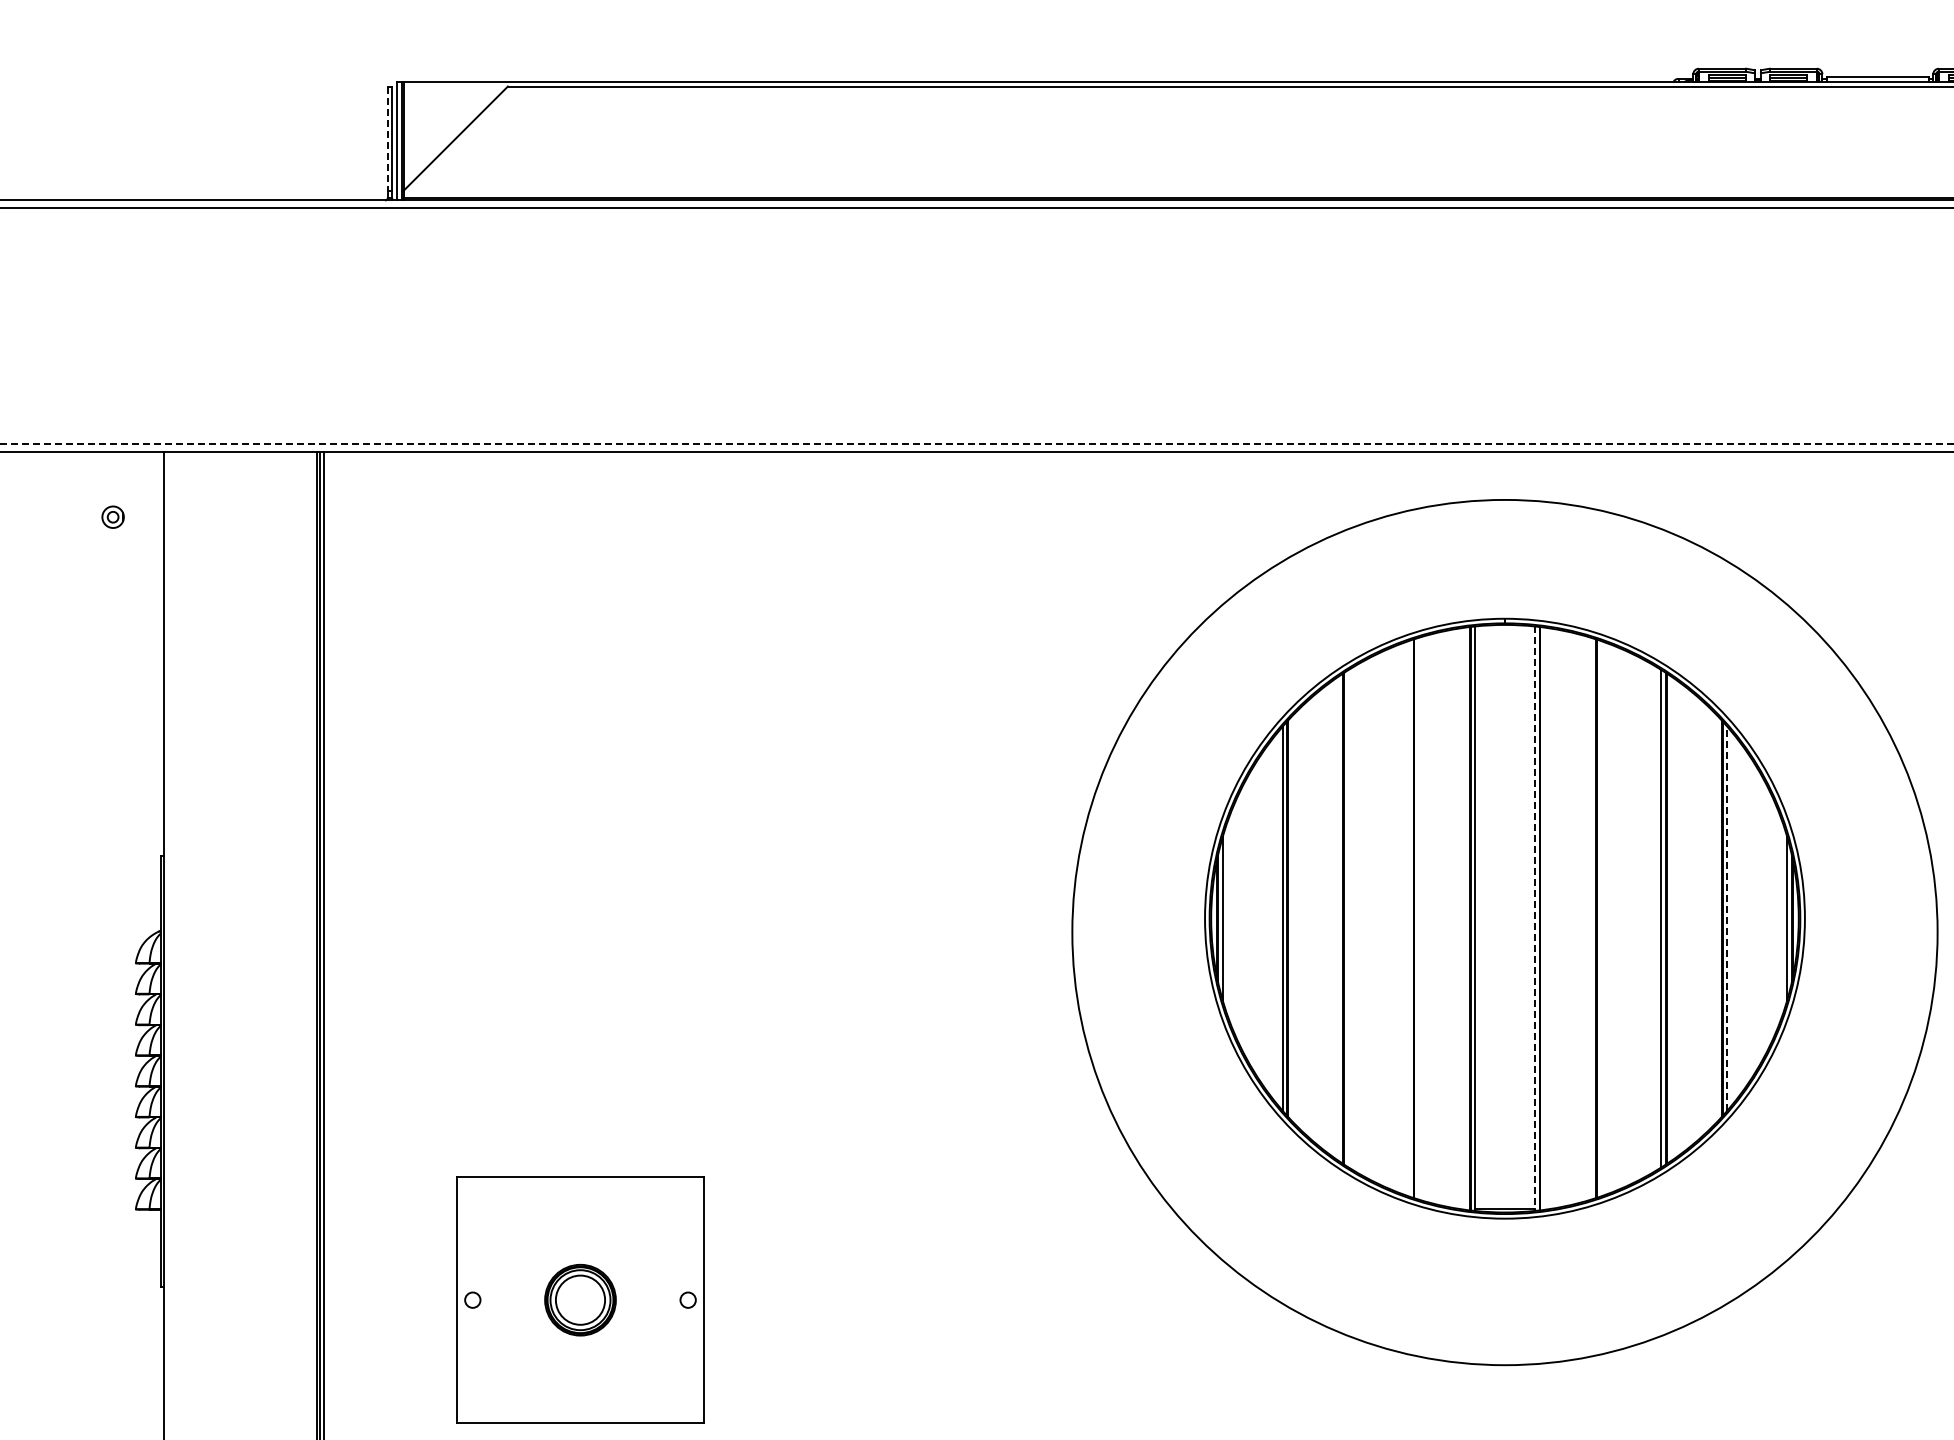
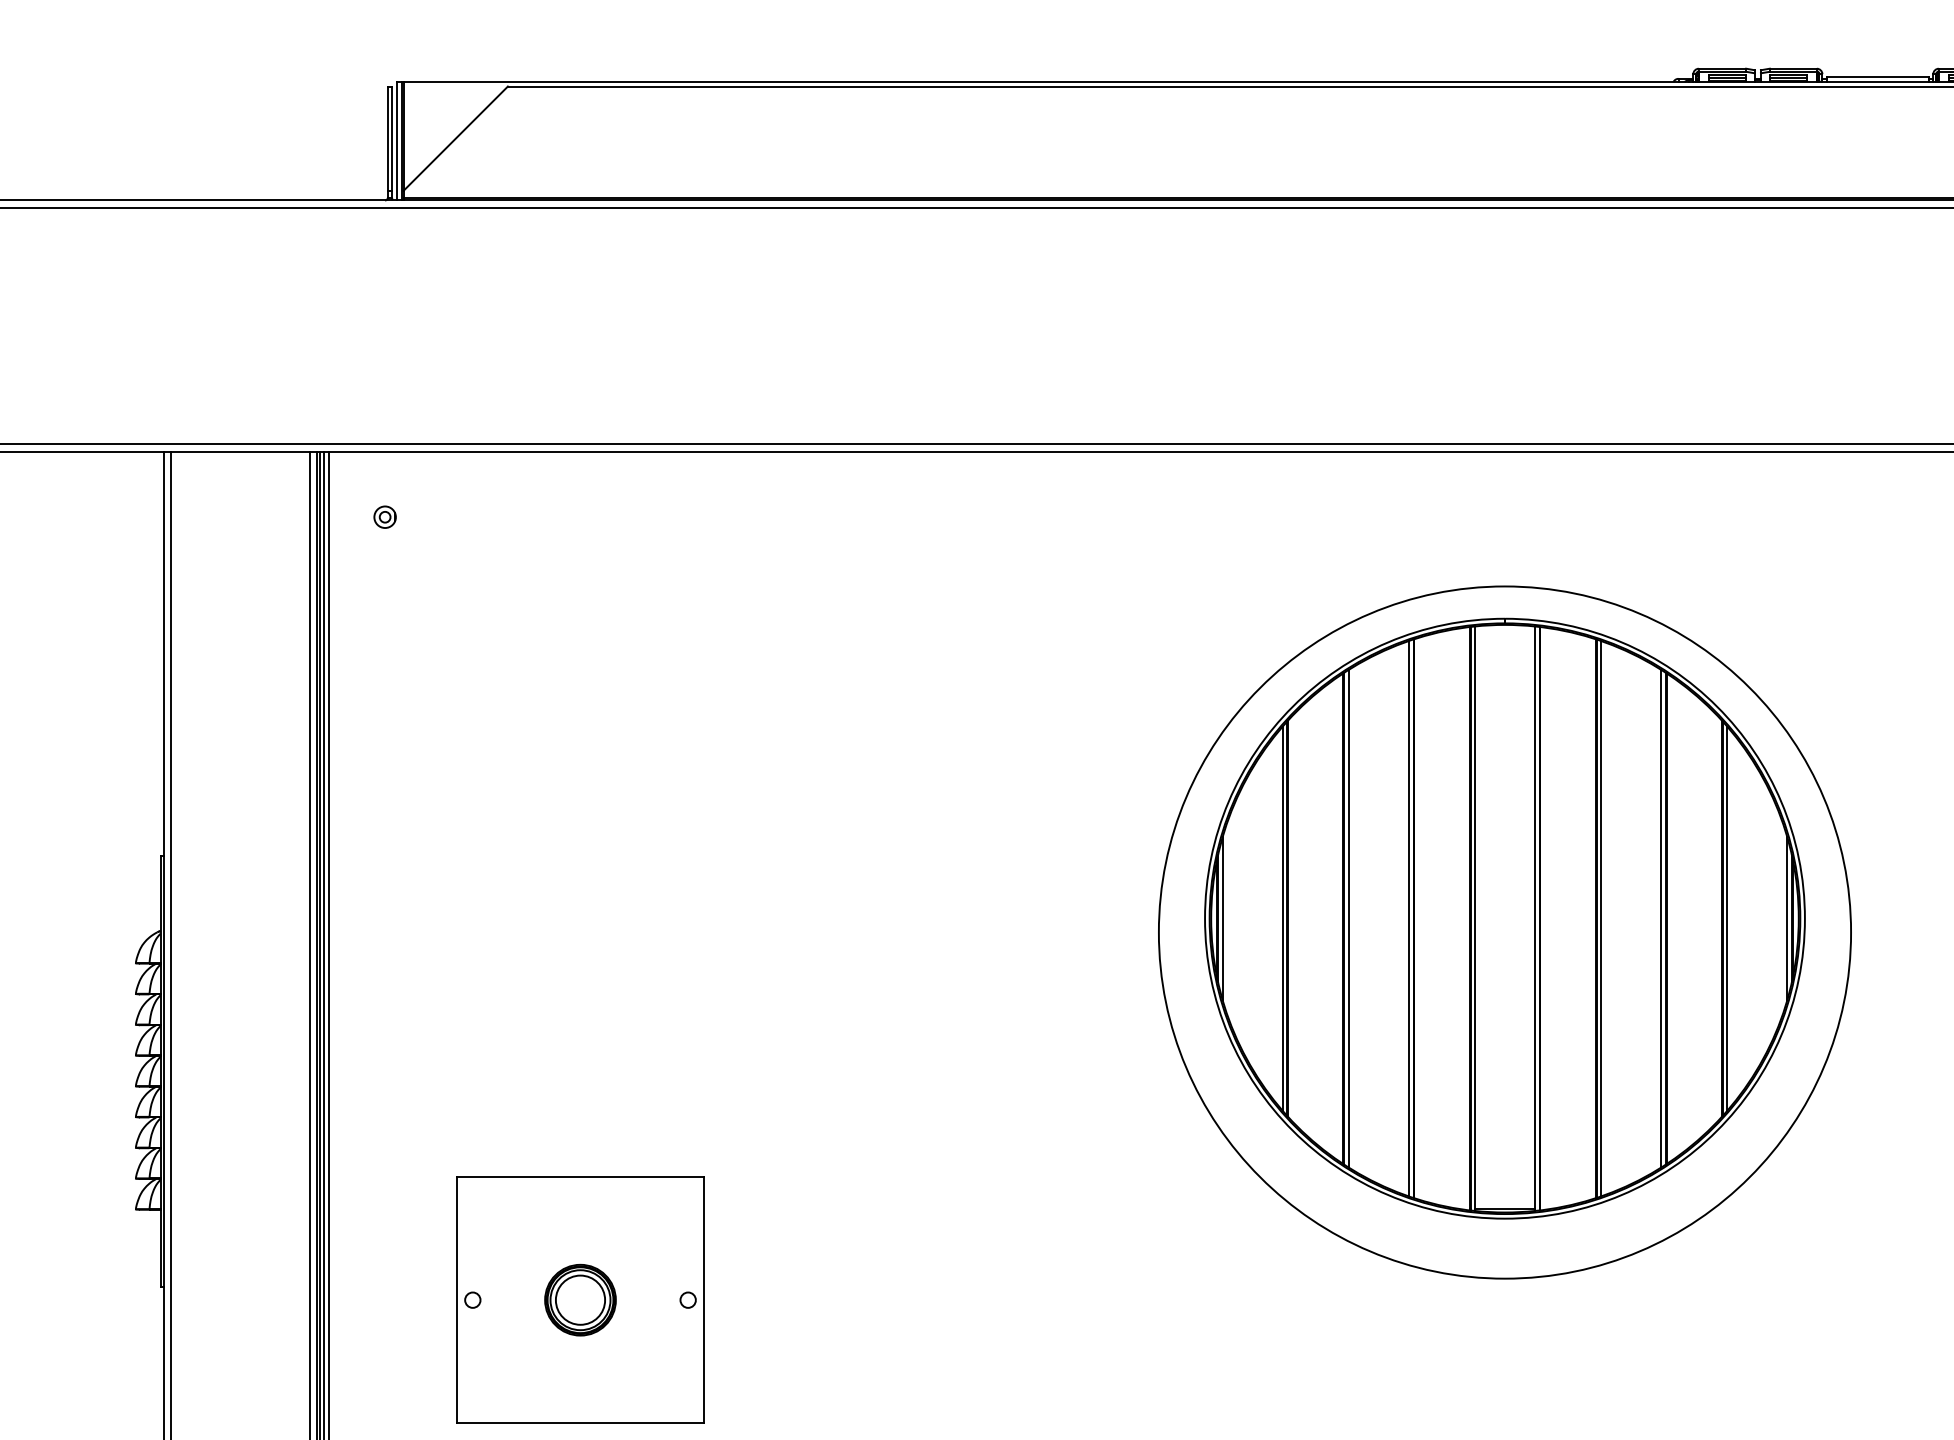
line: dashed -> solid (387, 139)
line: dashed -> solid (977, 444)
part position: (112, 516) -> (384, 516) (384, 516)
line: none -> present (1349, 918)
line: none -> present (1409, 918)
line: none -> present (1601, 918)
line: dashed -> solid (1727, 918)
line: dashed -> solid (1535, 919)
circle diameter: 865 px -> 692 px (1504, 932)
line: none -> present (170, 943)
line: none -> present (310, 943)
line: none -> present (329, 943)
